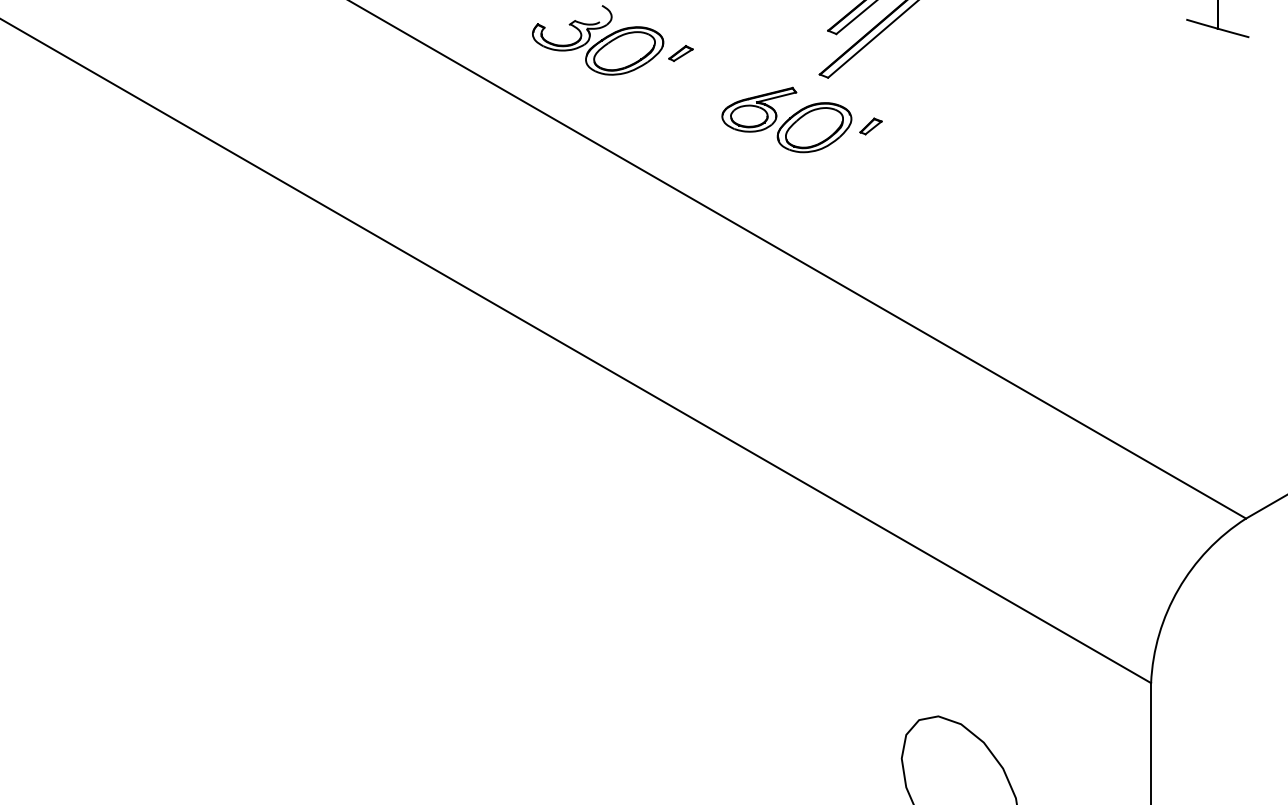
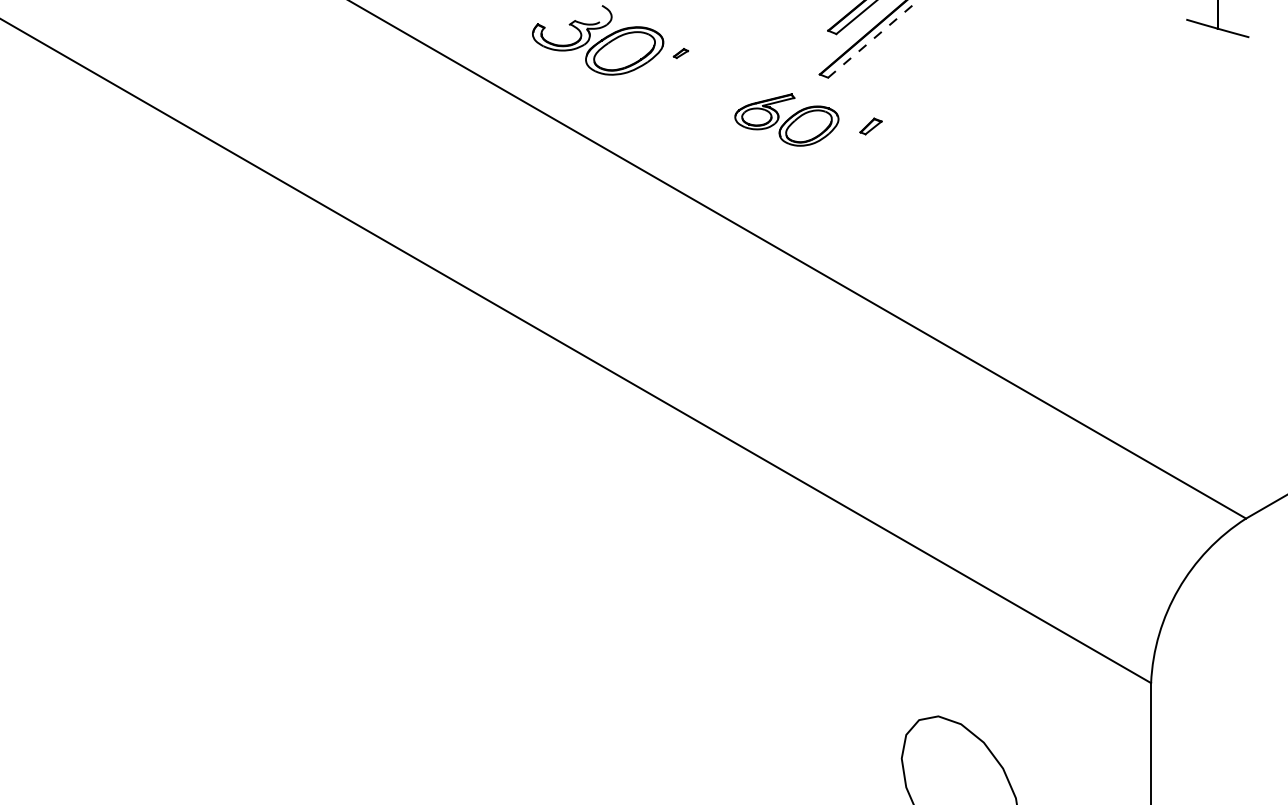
line: solid -> dashed (873, 38)
part size: 26x17 px -> 18x12 px (680, 53)
part size: 132x68 px -> 106x54 px (786, 119)
